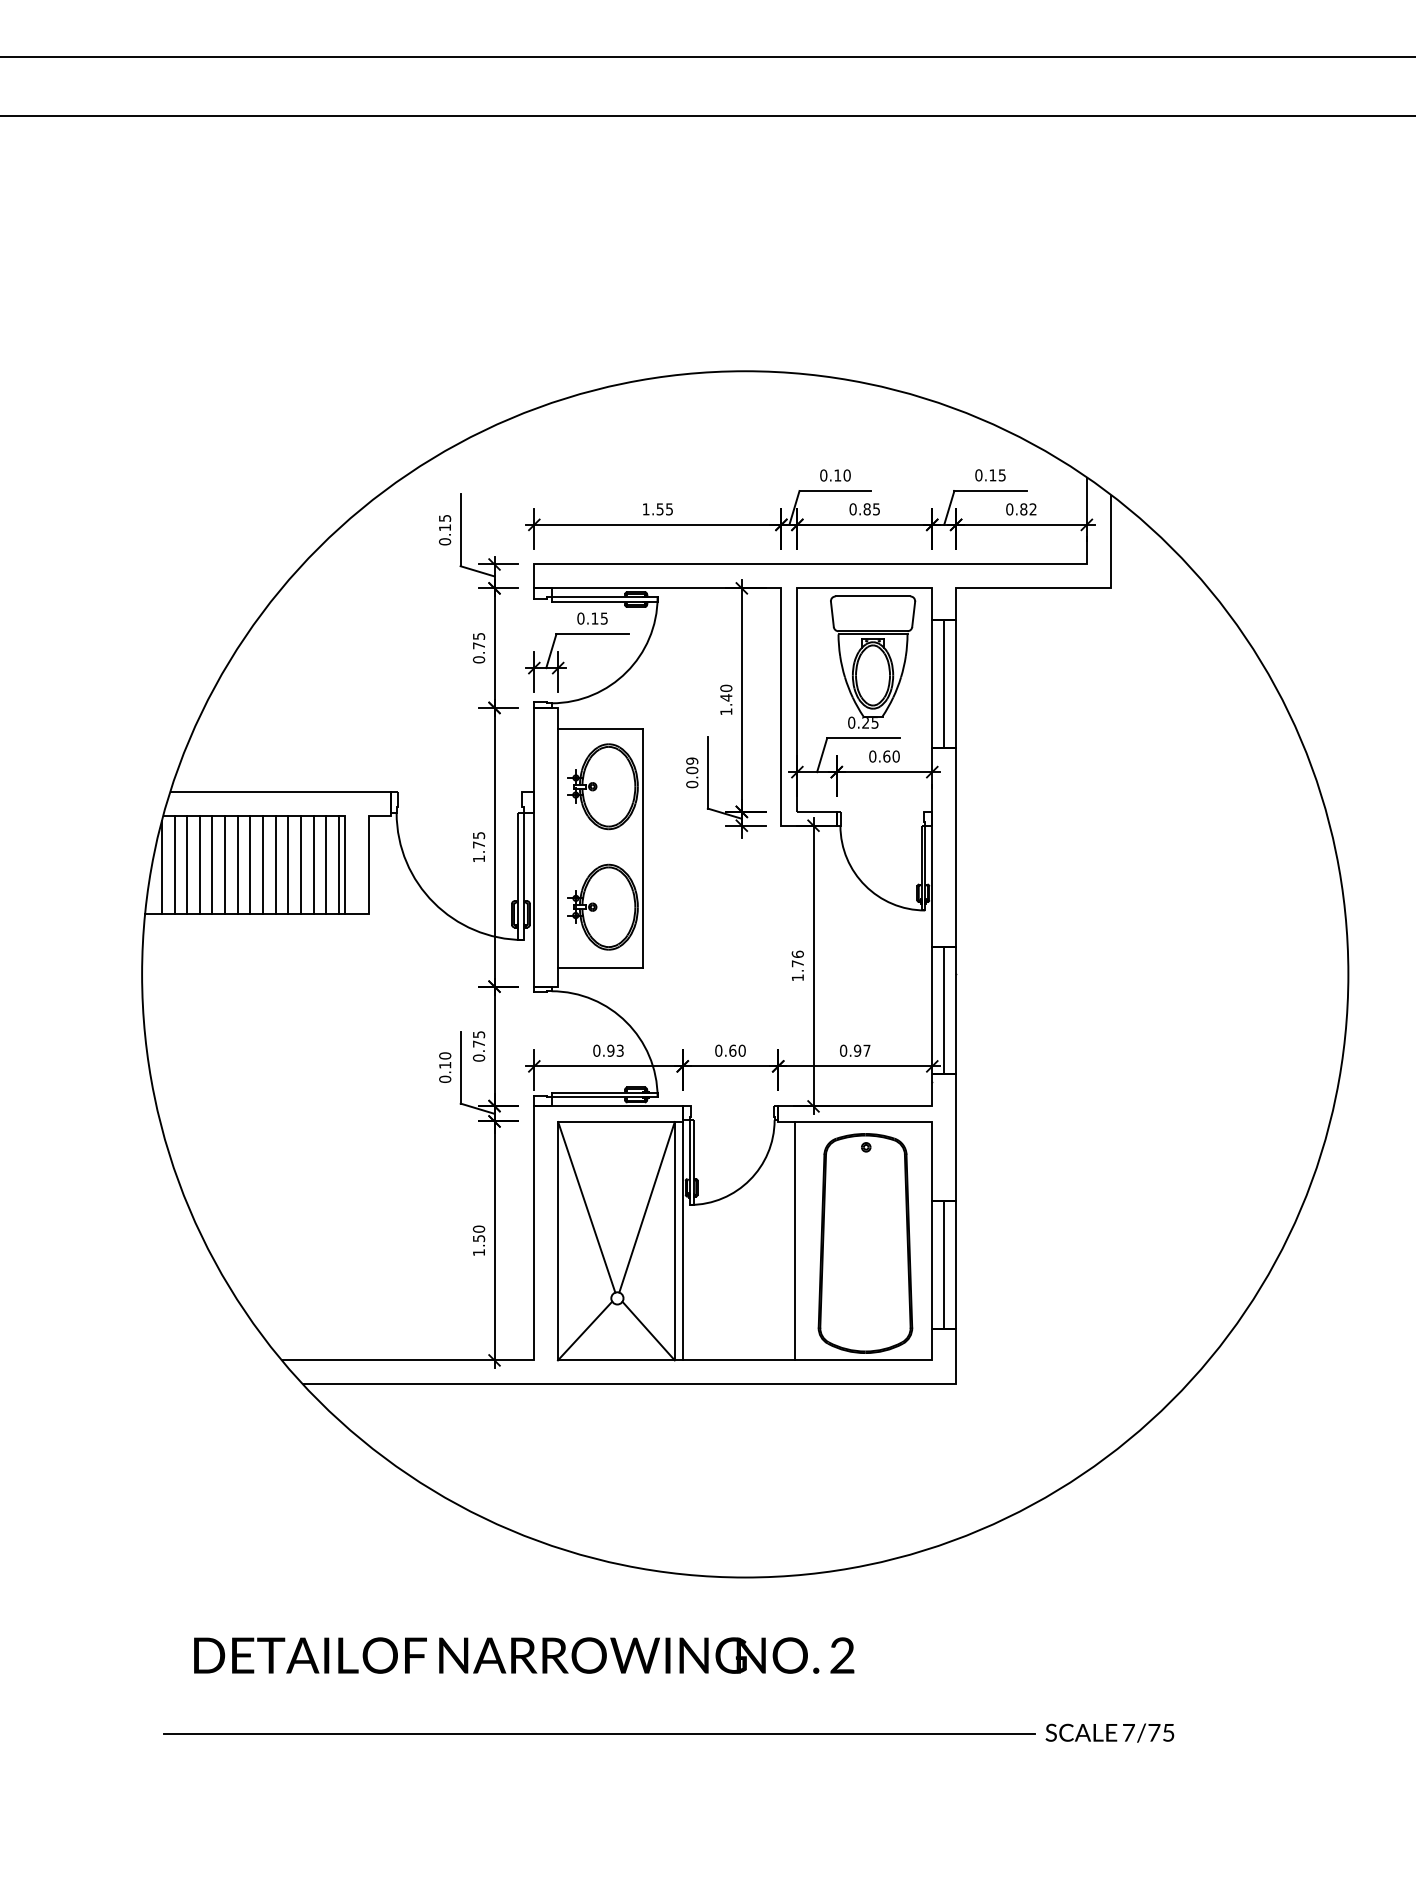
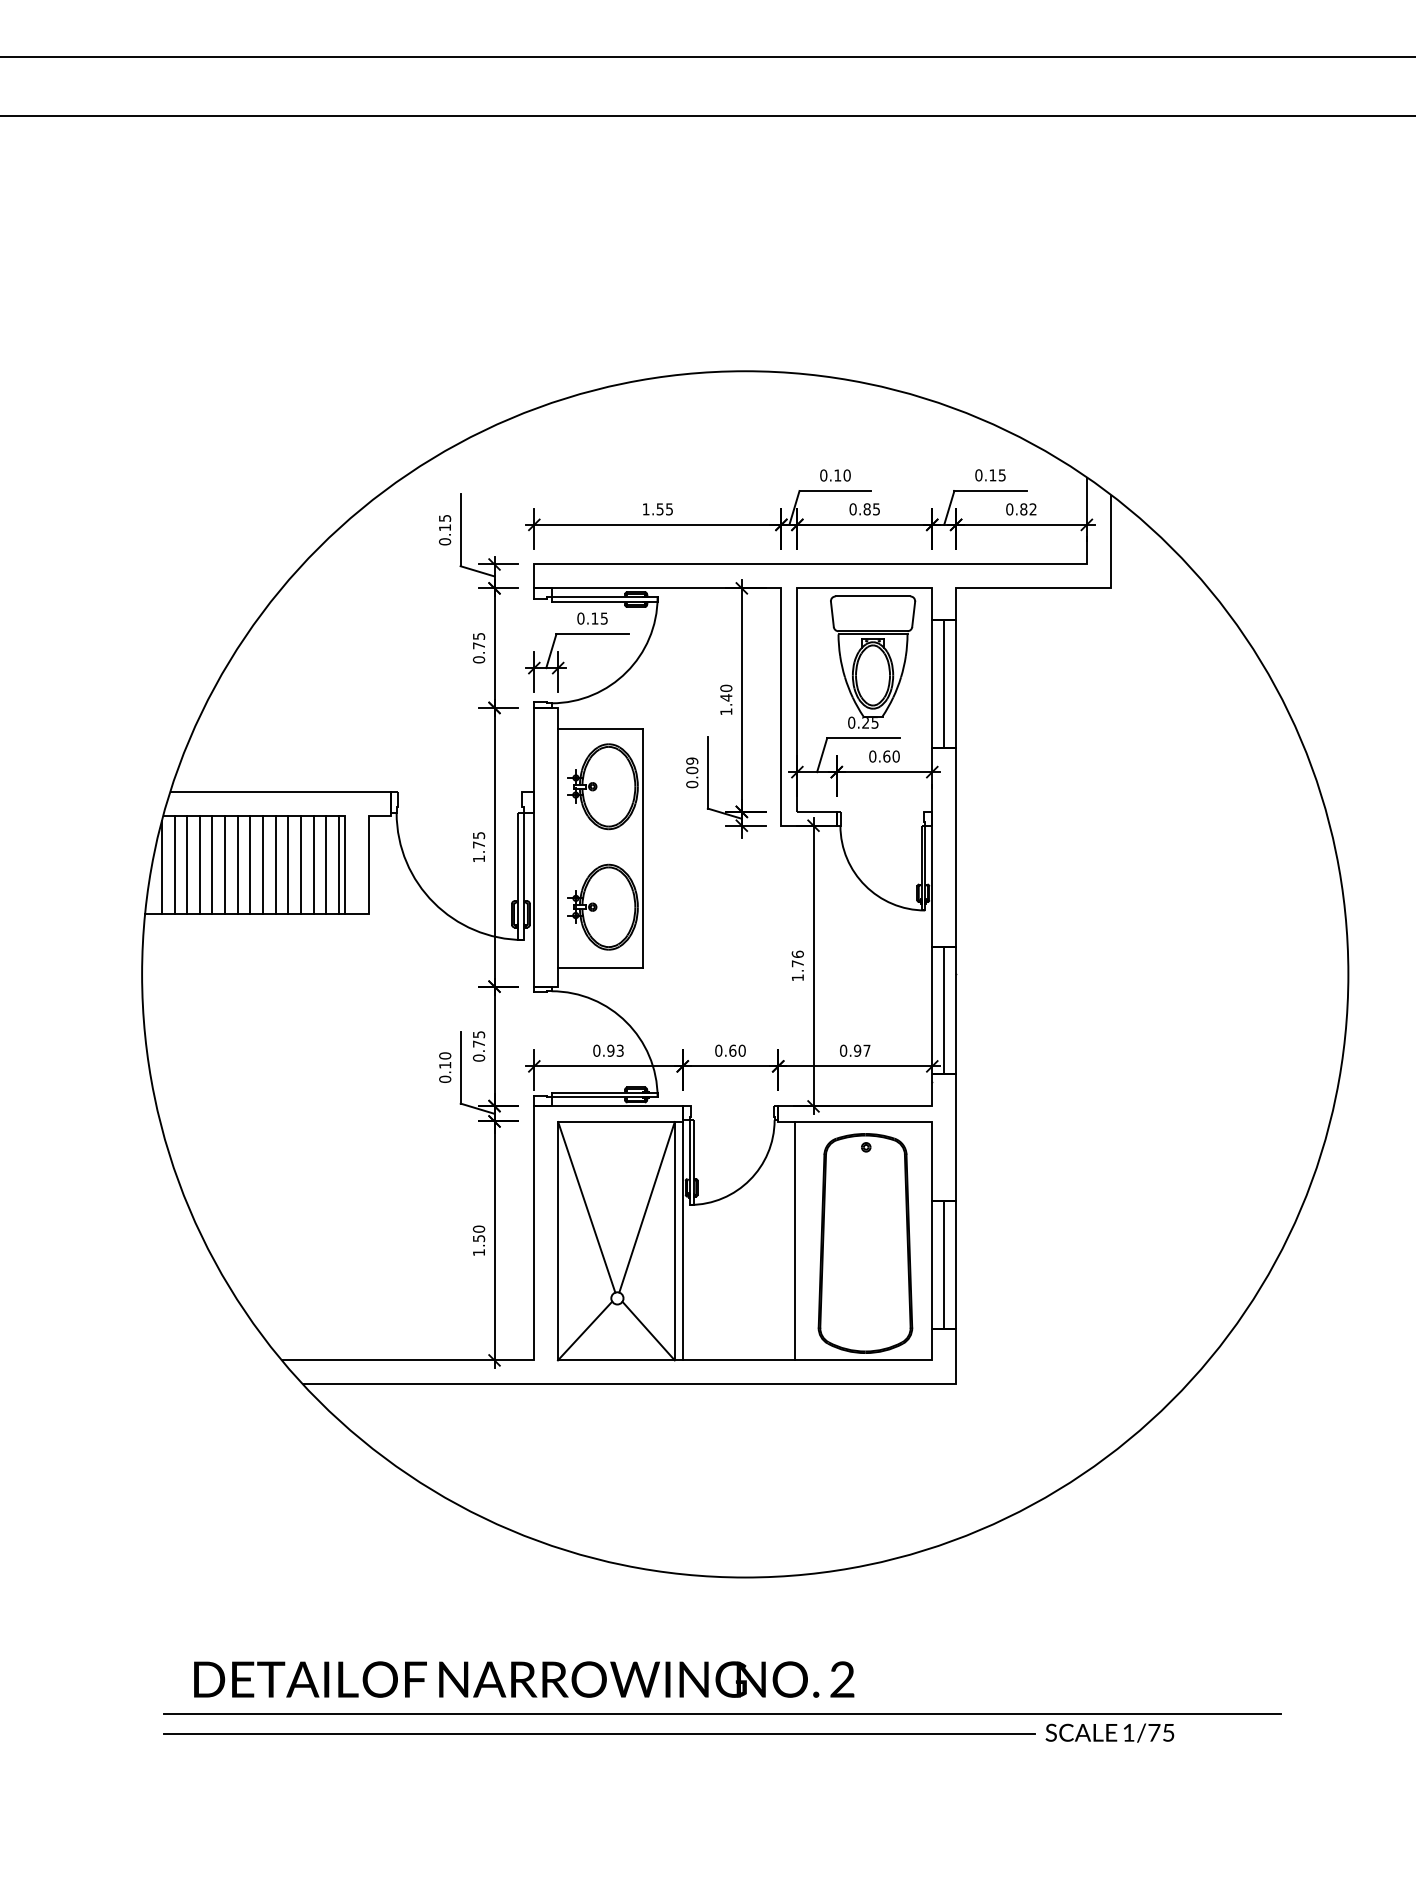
text position: (524, 1655) -> (524, 1679) (524, 1679)
line: none -> present (722, 1713)
text: 7/75 -> 1/75 (1128, 1732)
